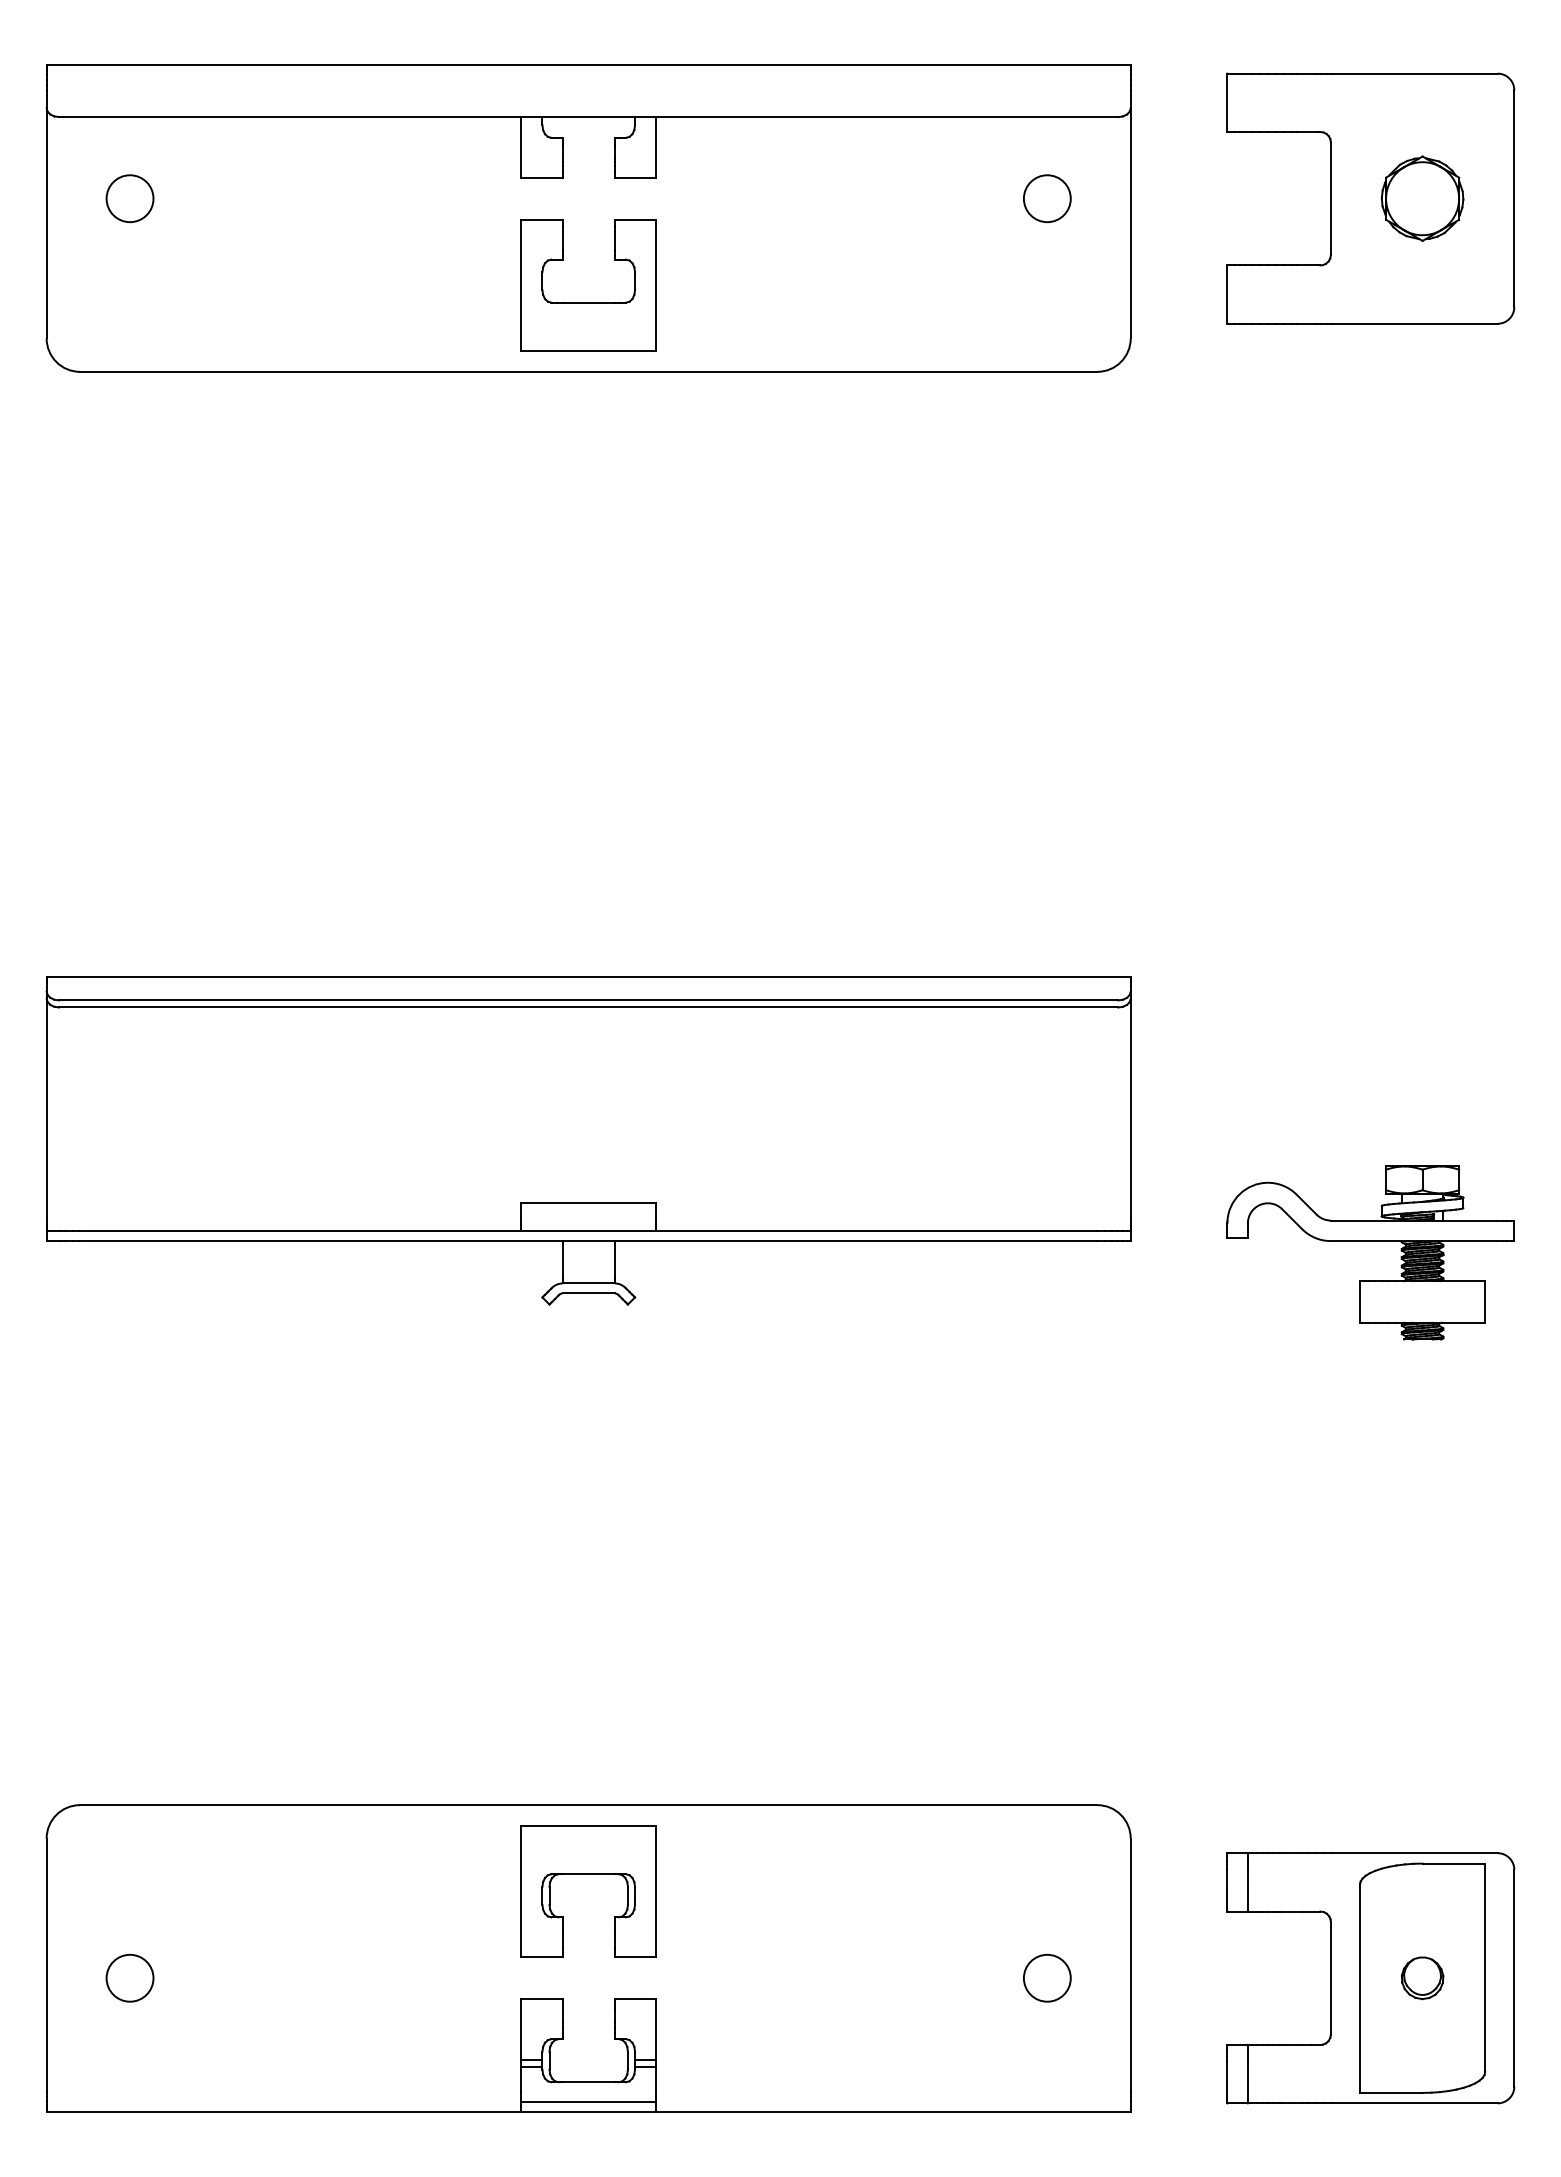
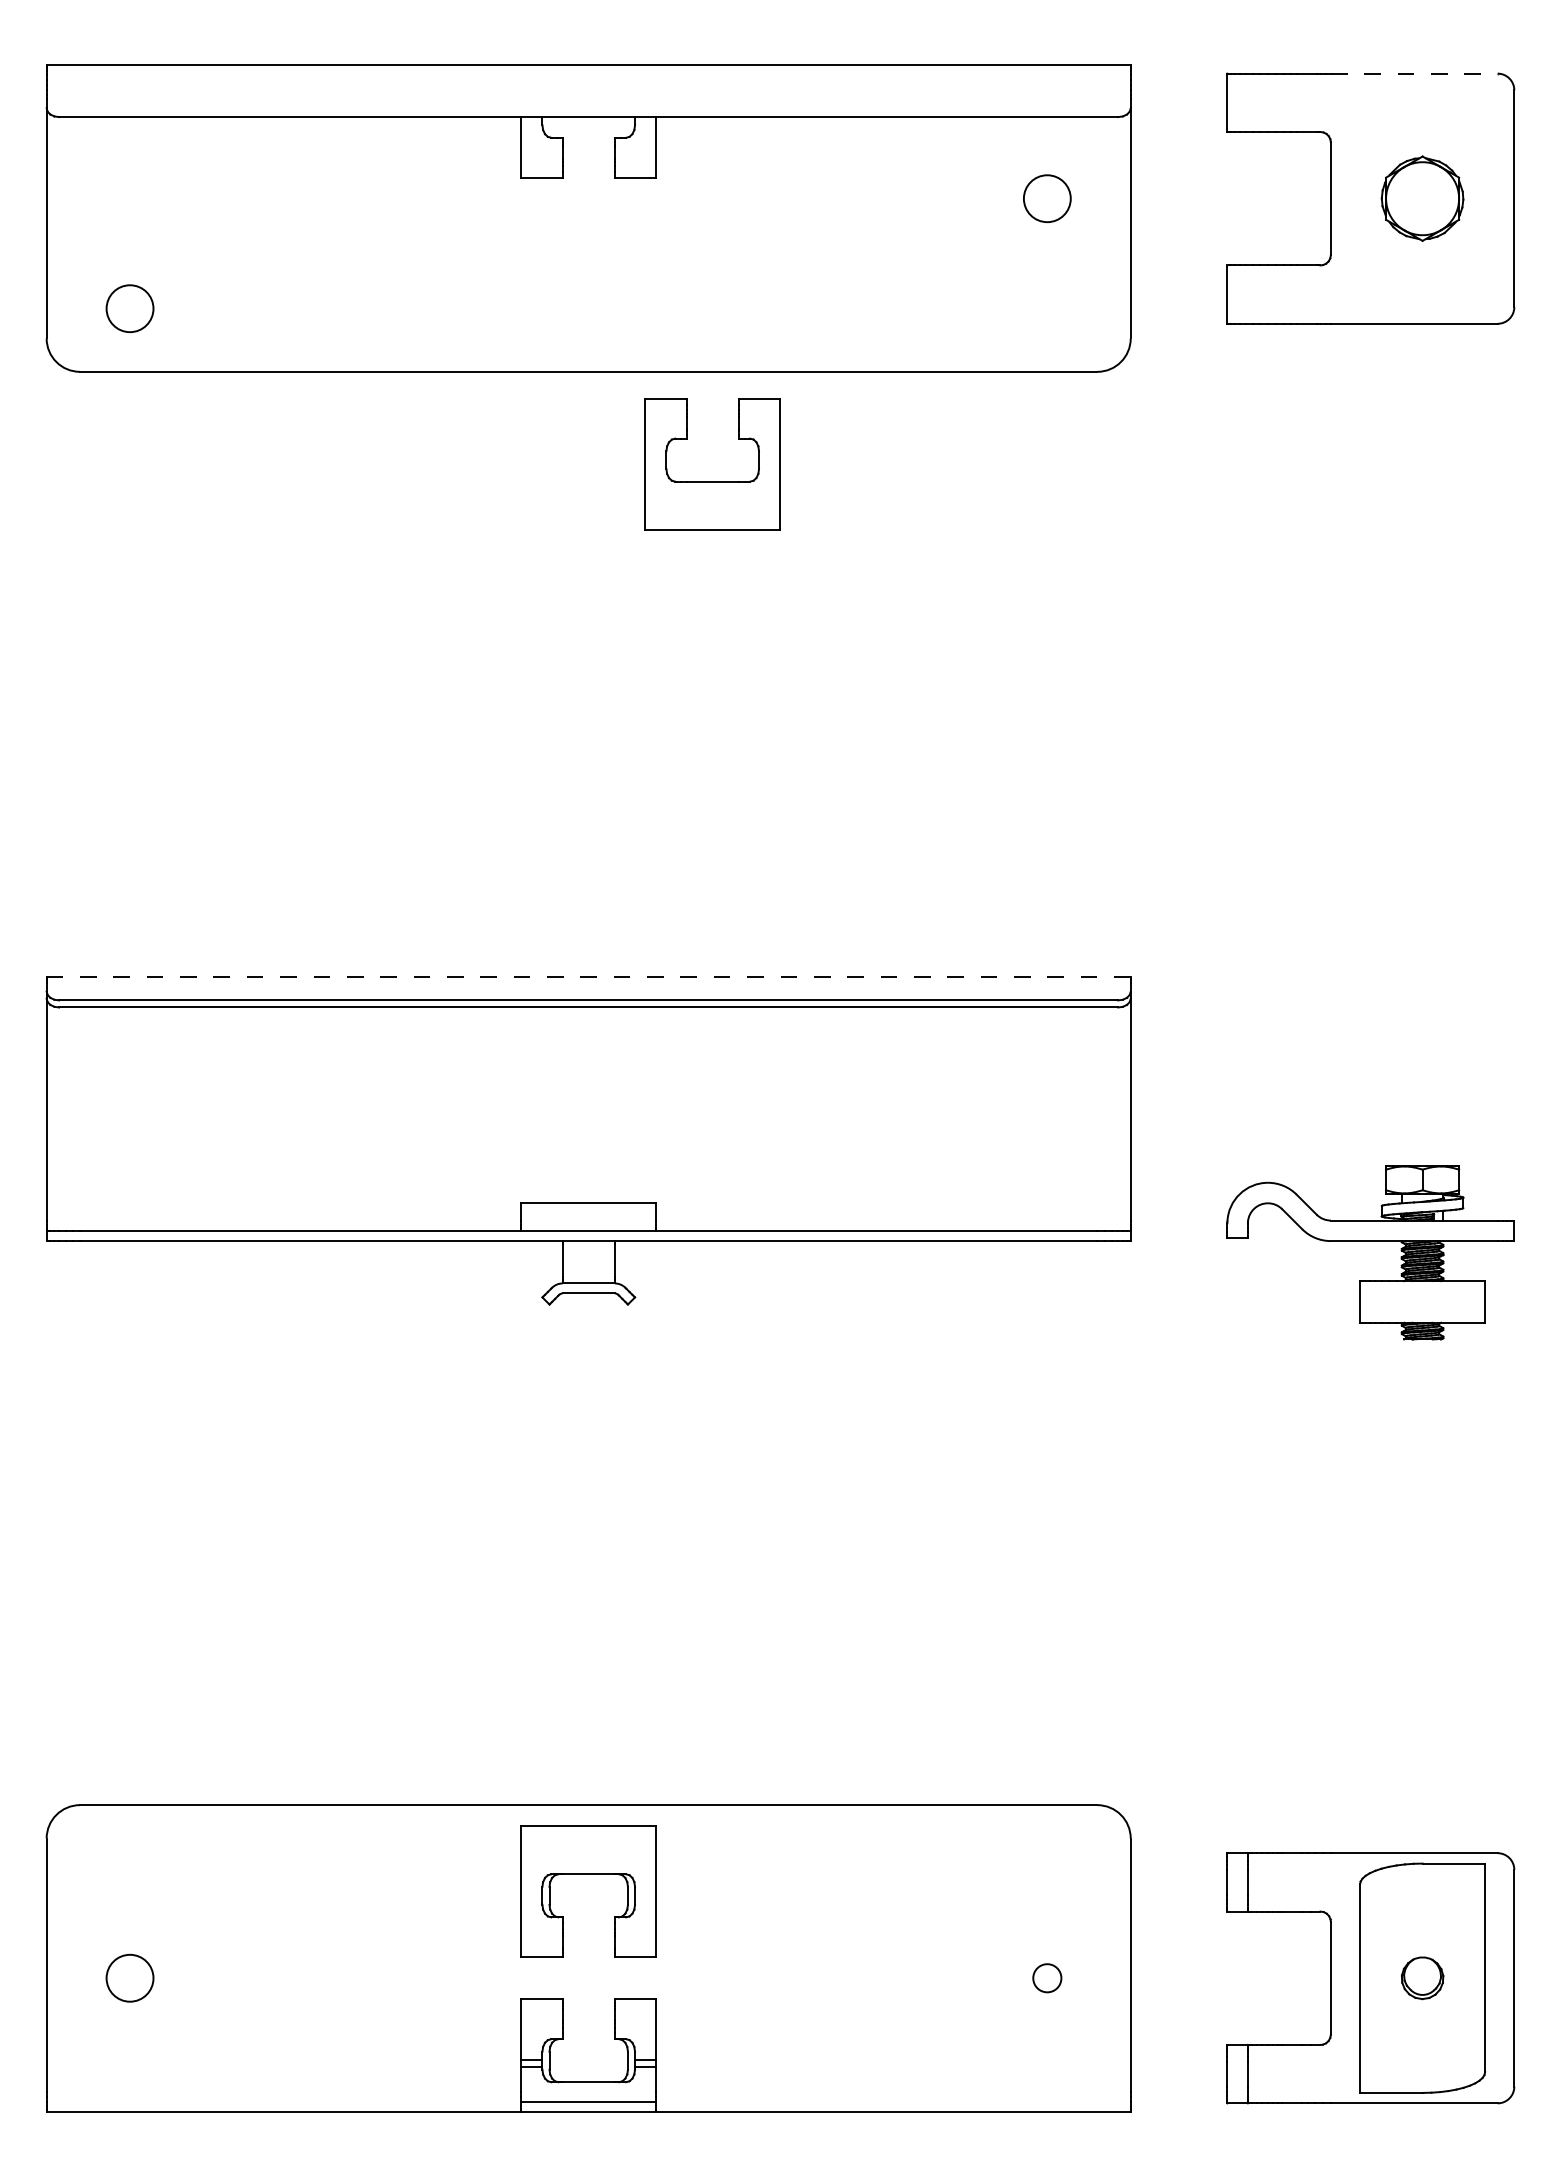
line: solid -> dashed (1414, 73)
circle position: (129, 198) -> (129, 308) (129, 308)
part position: (588, 302) -> (712, 481) (712, 481)
line: solid -> dashed (588, 976)
circle diameter: 47 px -> 28 px (1047, 1978)
